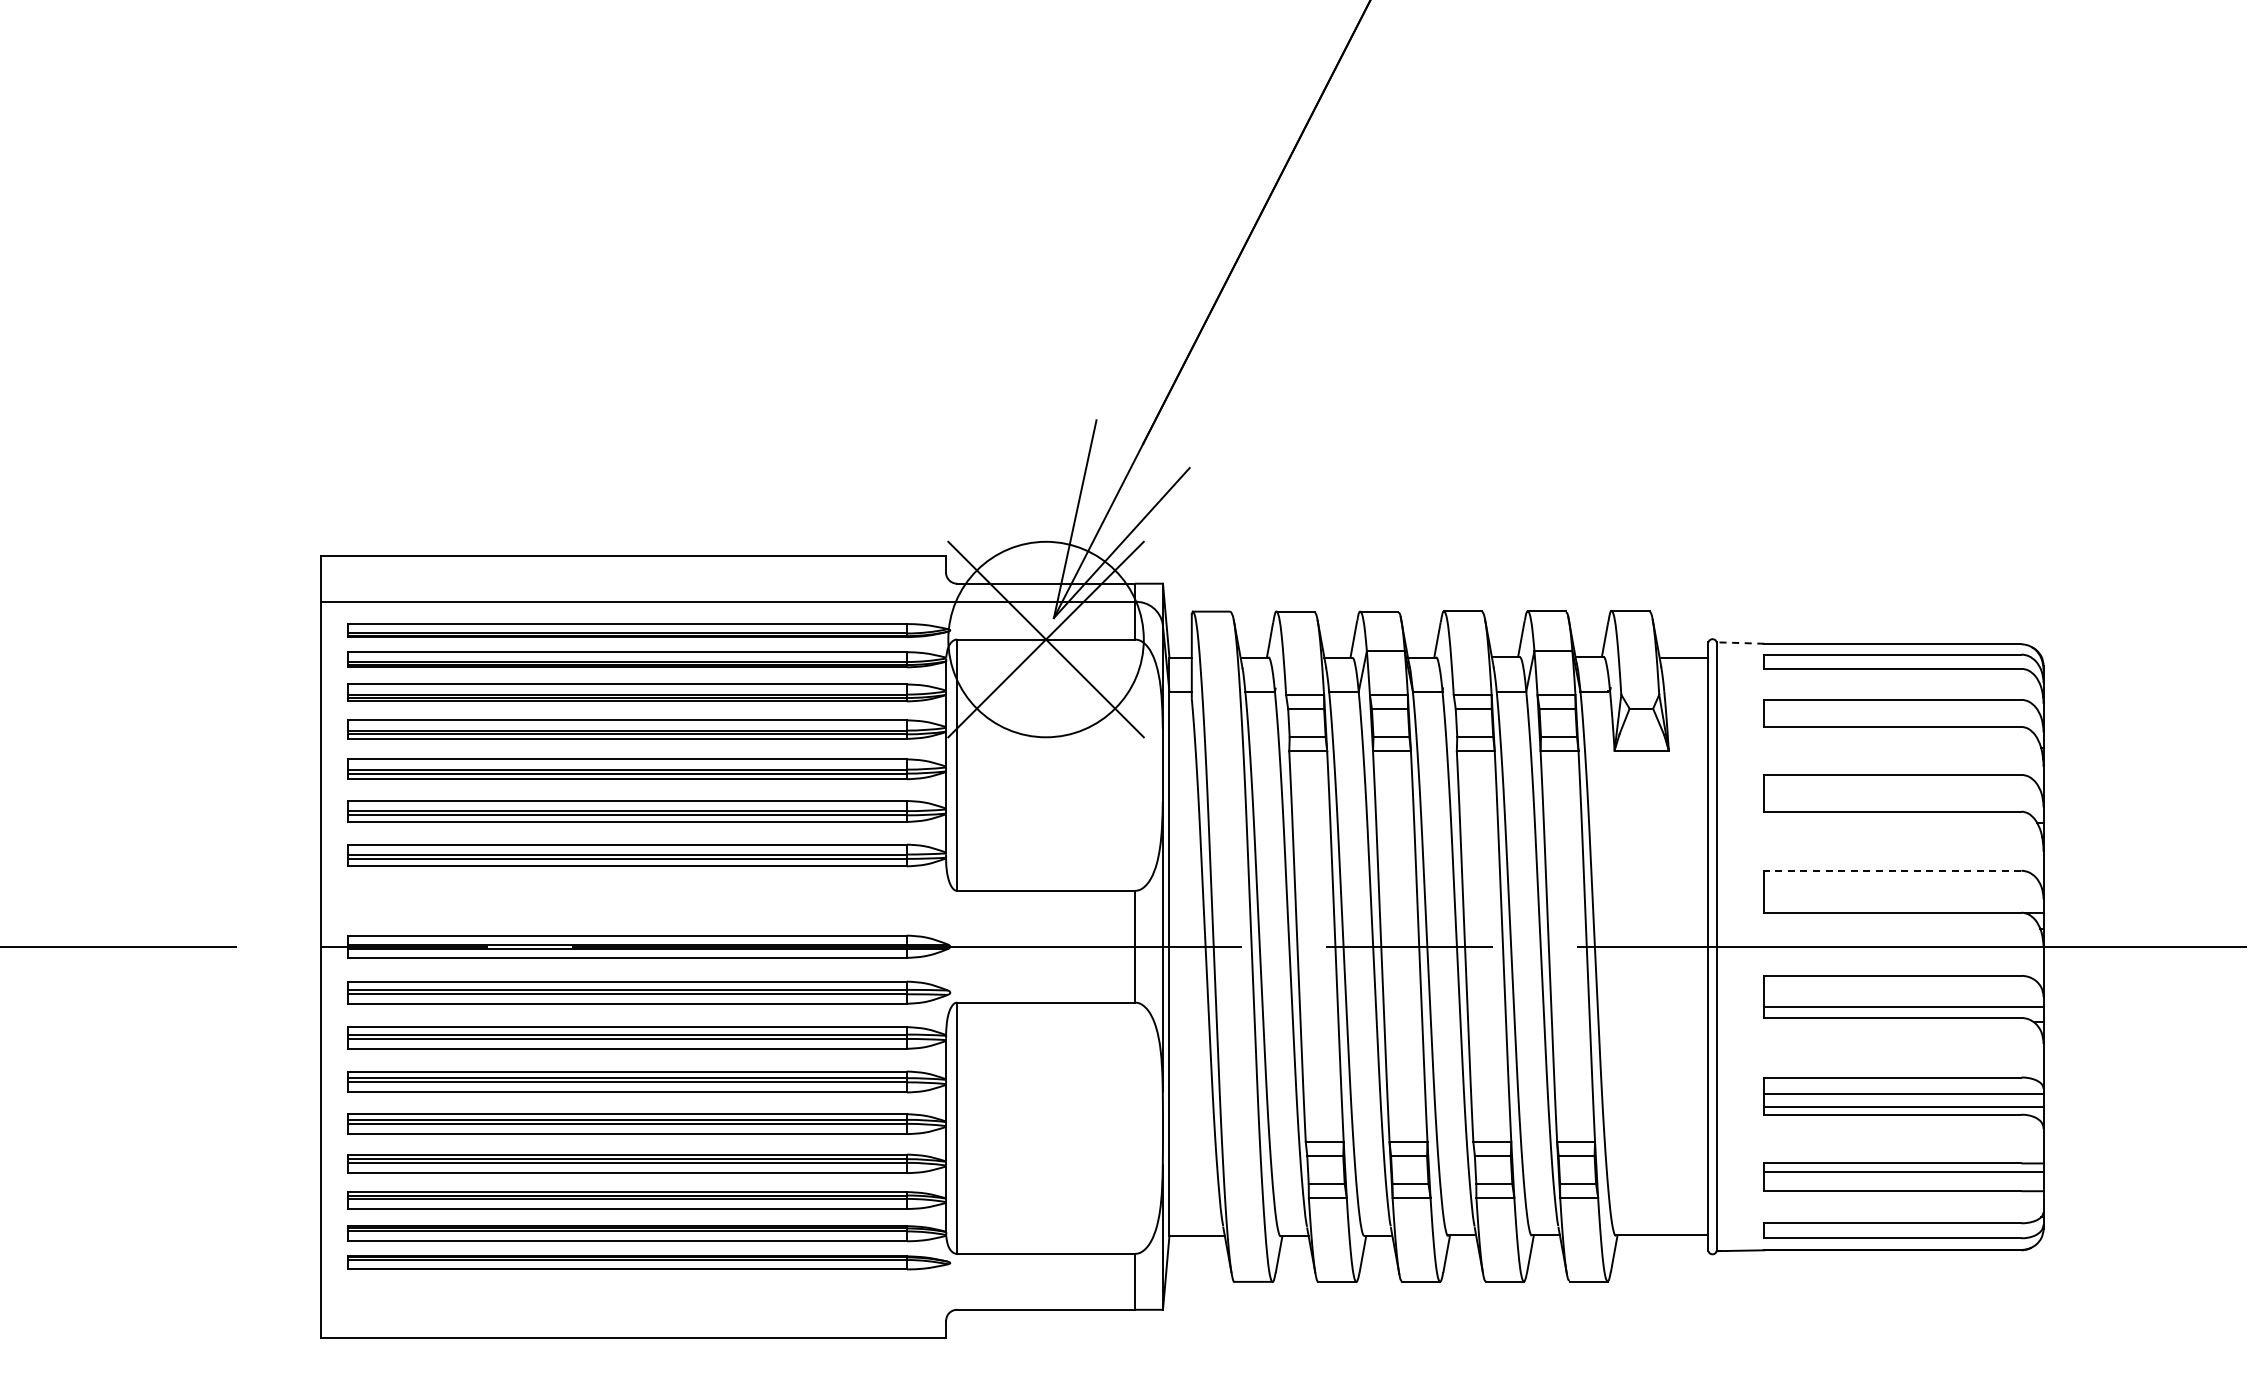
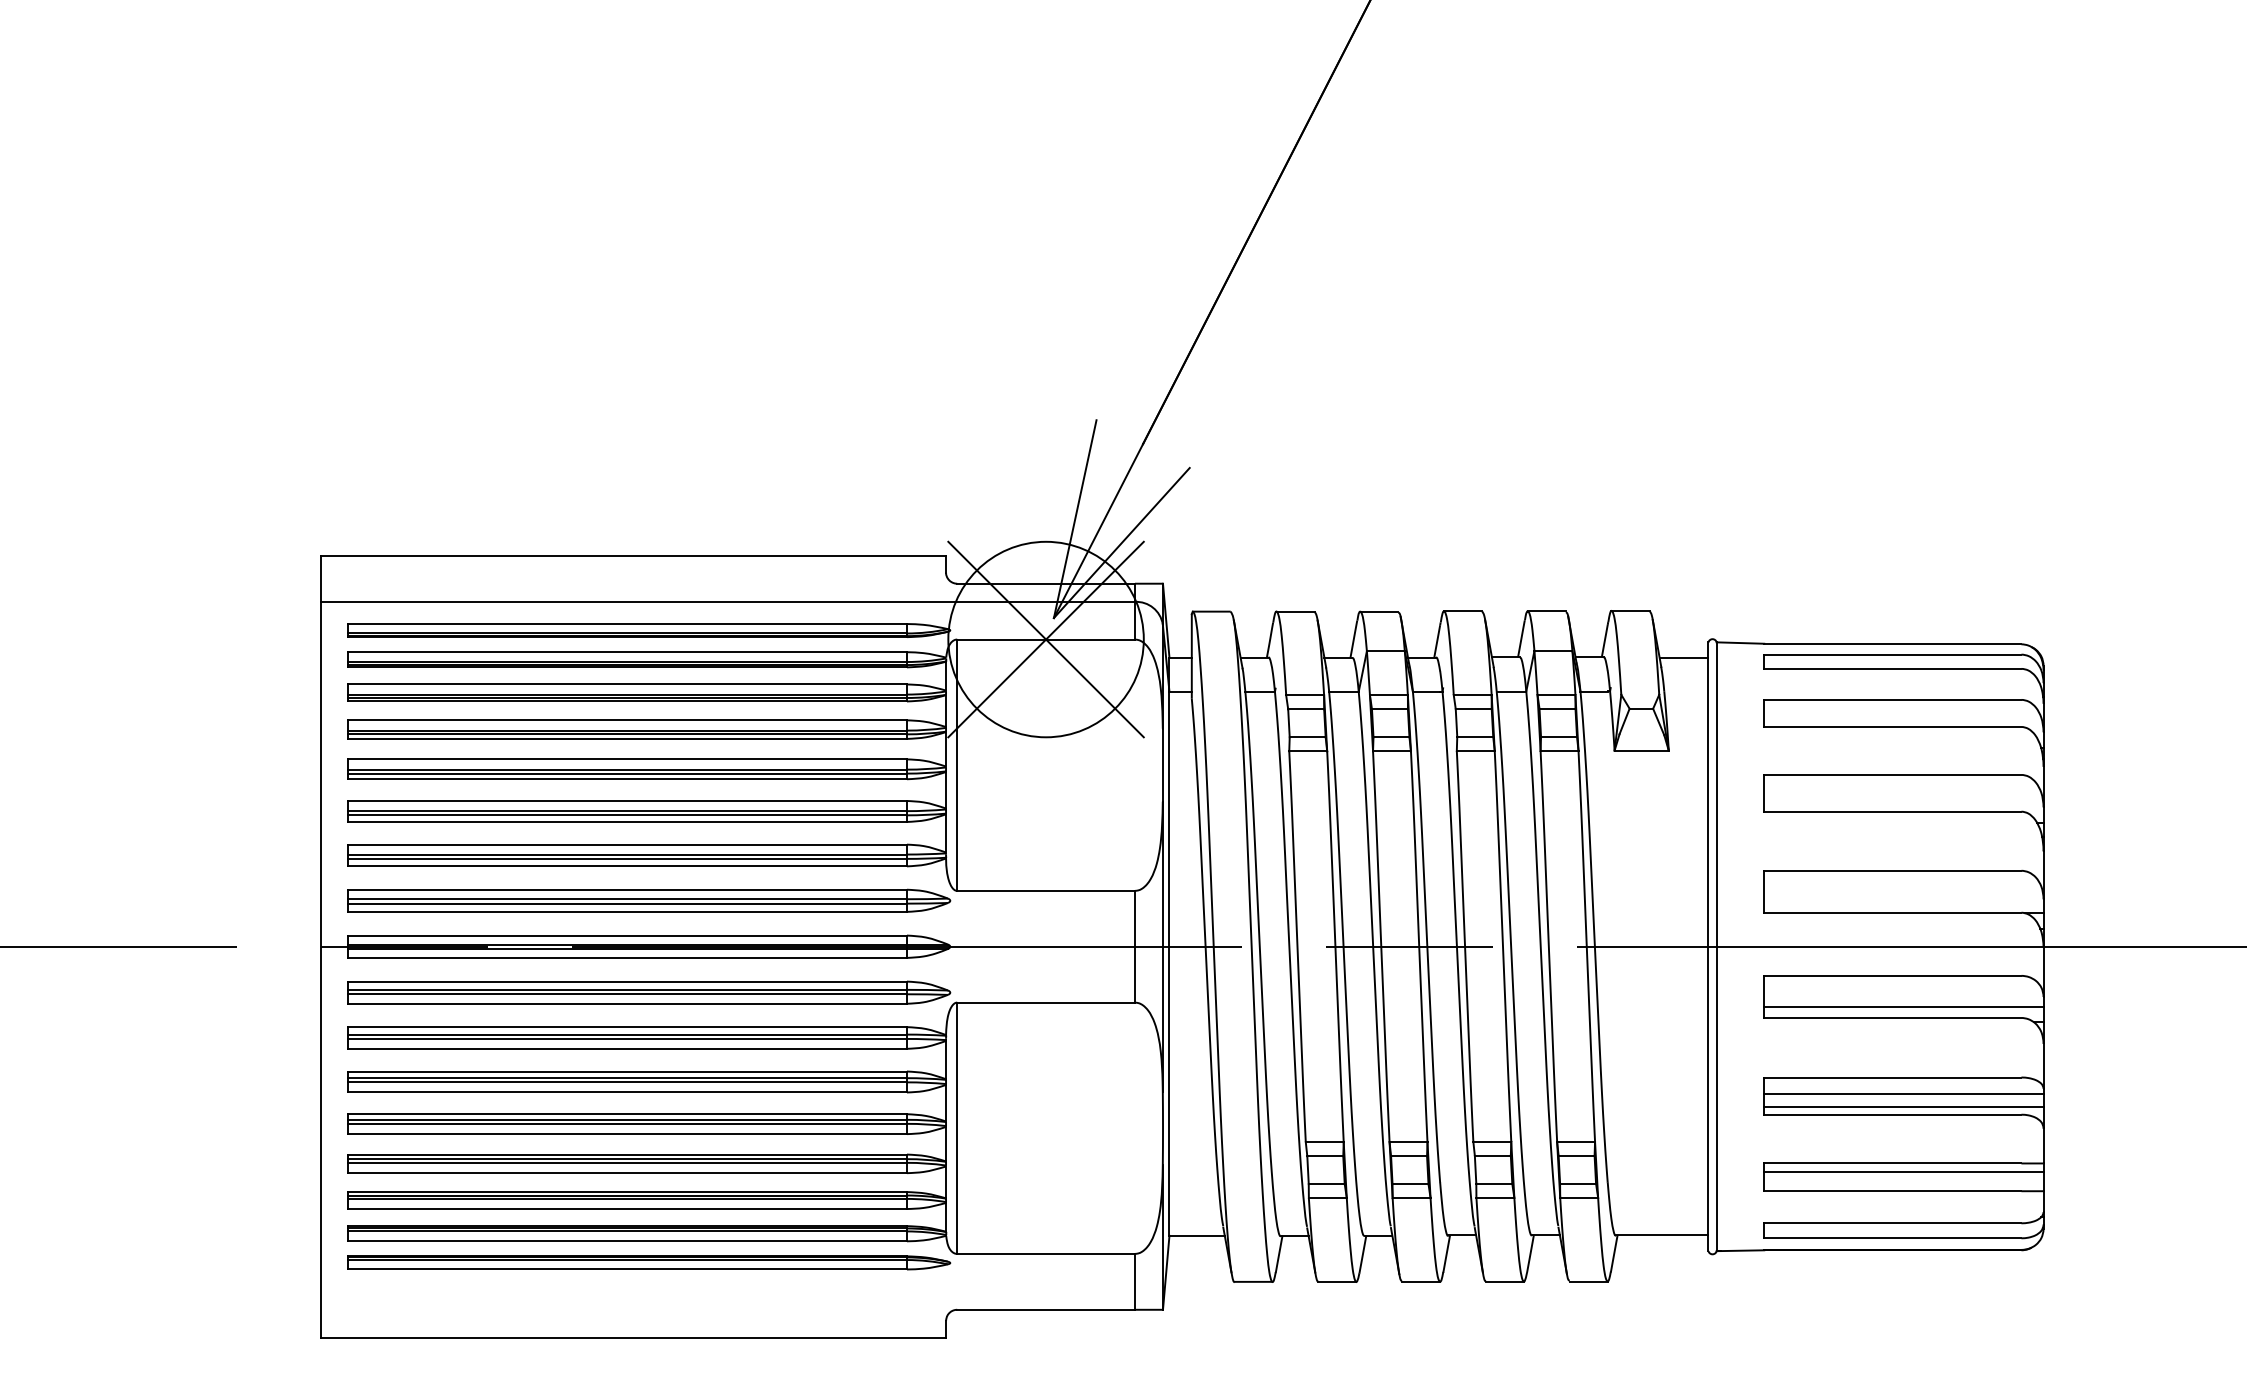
line: dashed -> solid (1740, 643)
line: dashed -> solid (1892, 870)
part: none -> present (649, 900)
